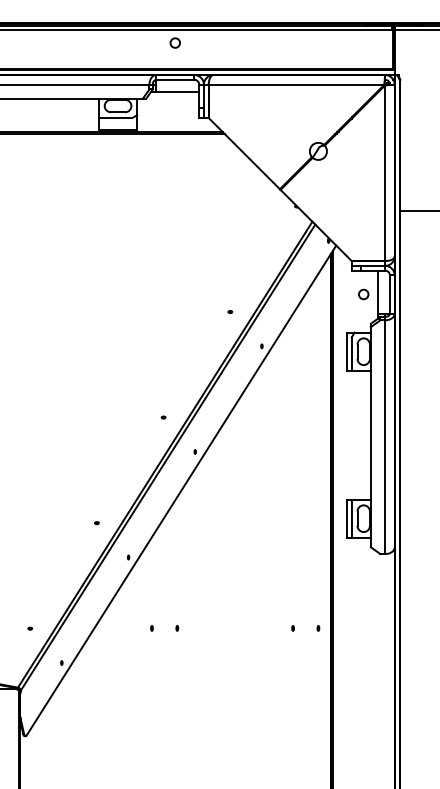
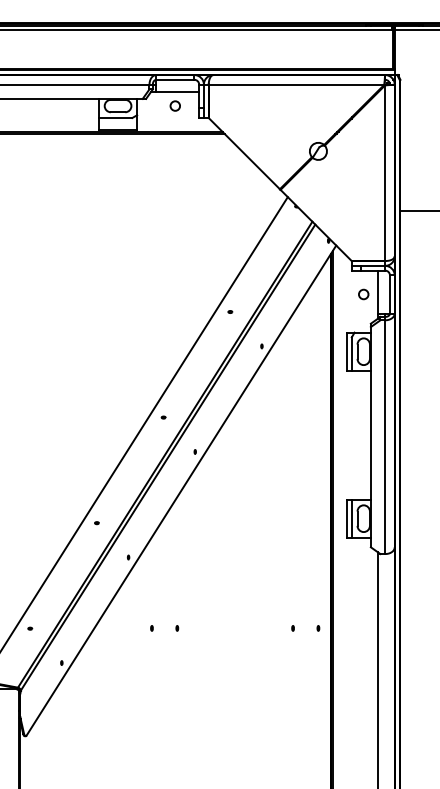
circle position: (174, 42) -> (174, 105) (174, 105)
line: none -> present (144, 422)
line: none -> present (377, 668)
